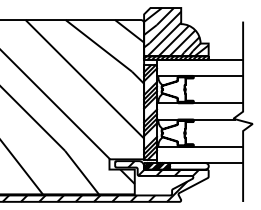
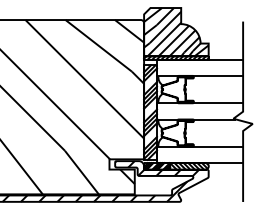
hatch: none -> present (189, 166)
